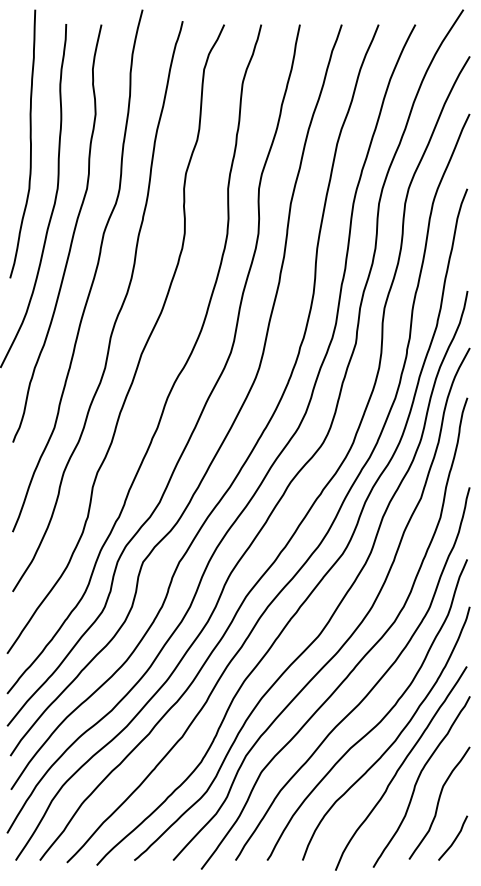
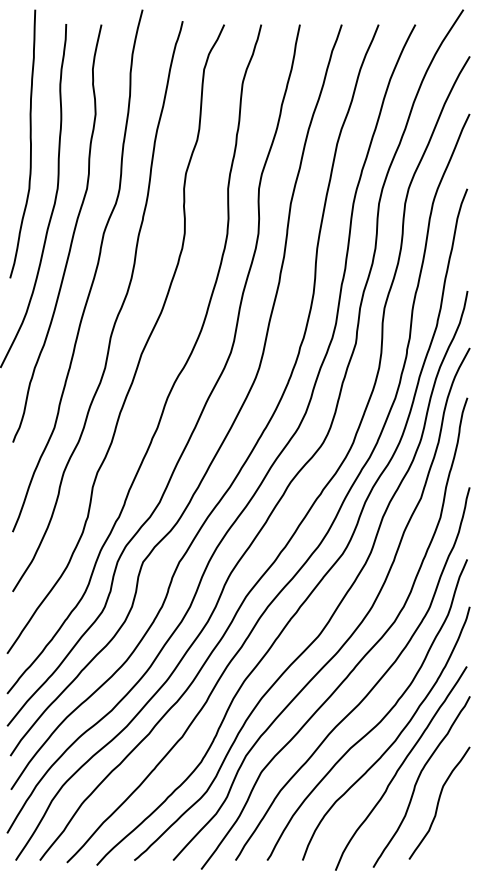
curve: present -> none (454, 838)
